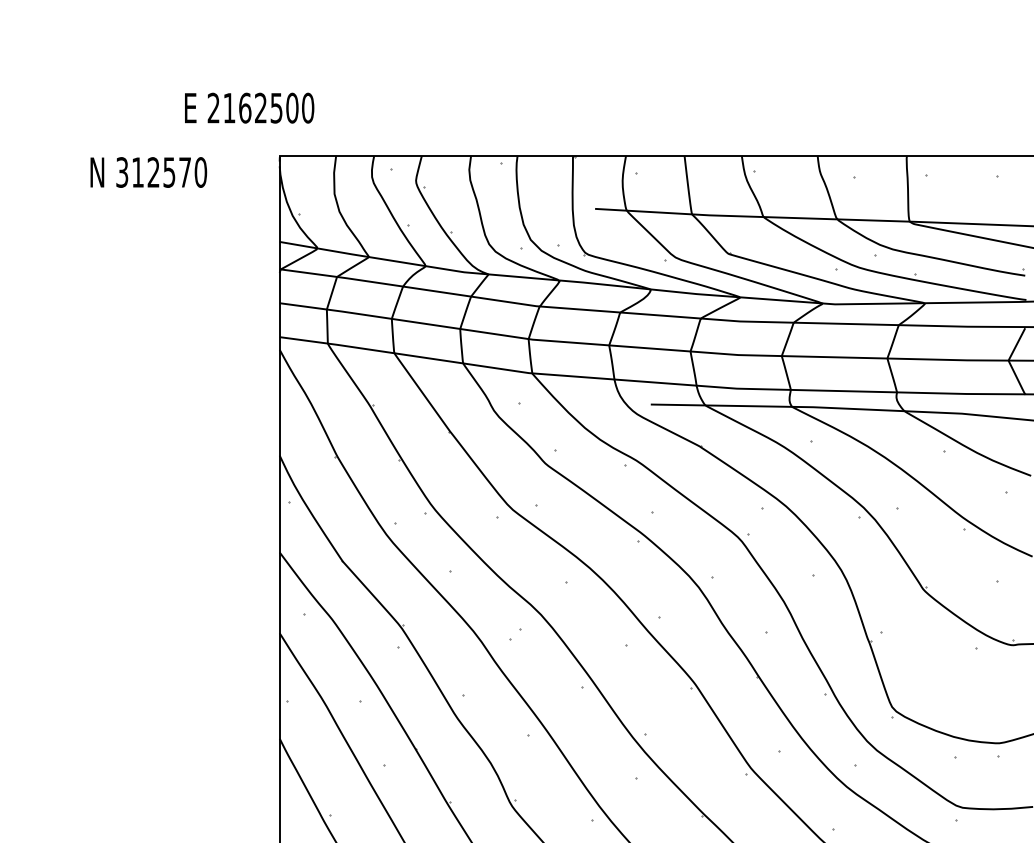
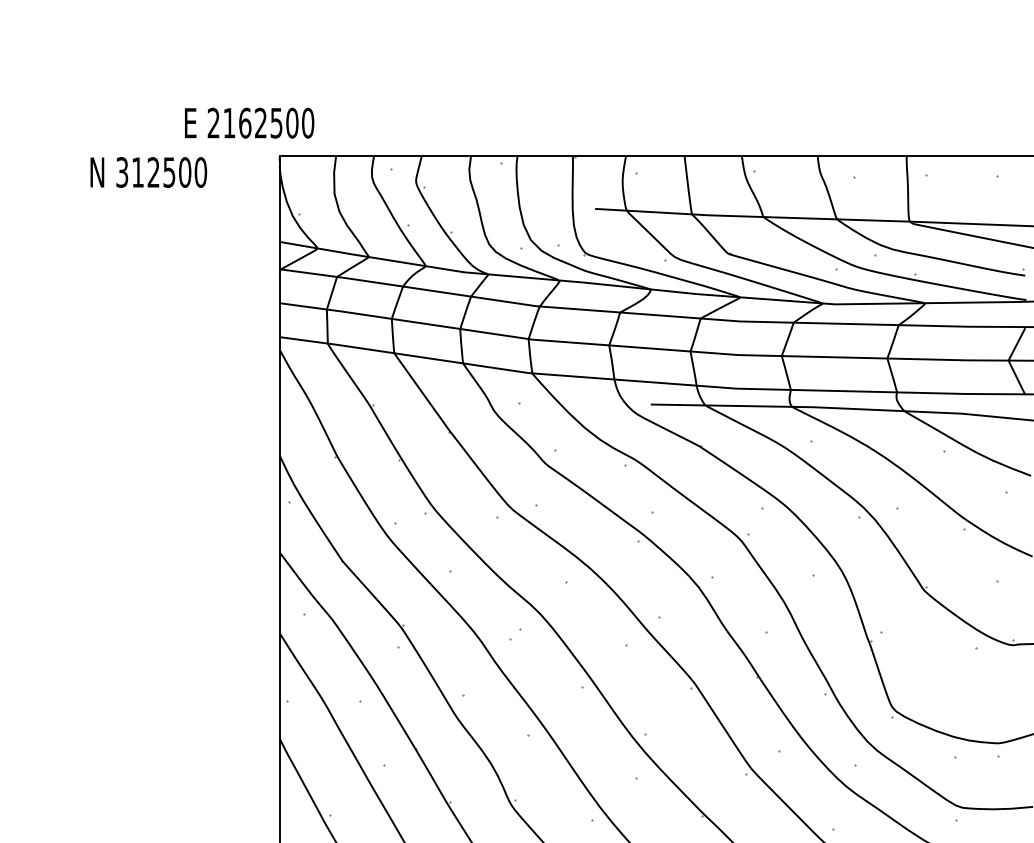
text position: (249, 107) -> (249, 122) (249, 122)
text: 312570 -> 312500 (185, 172)
